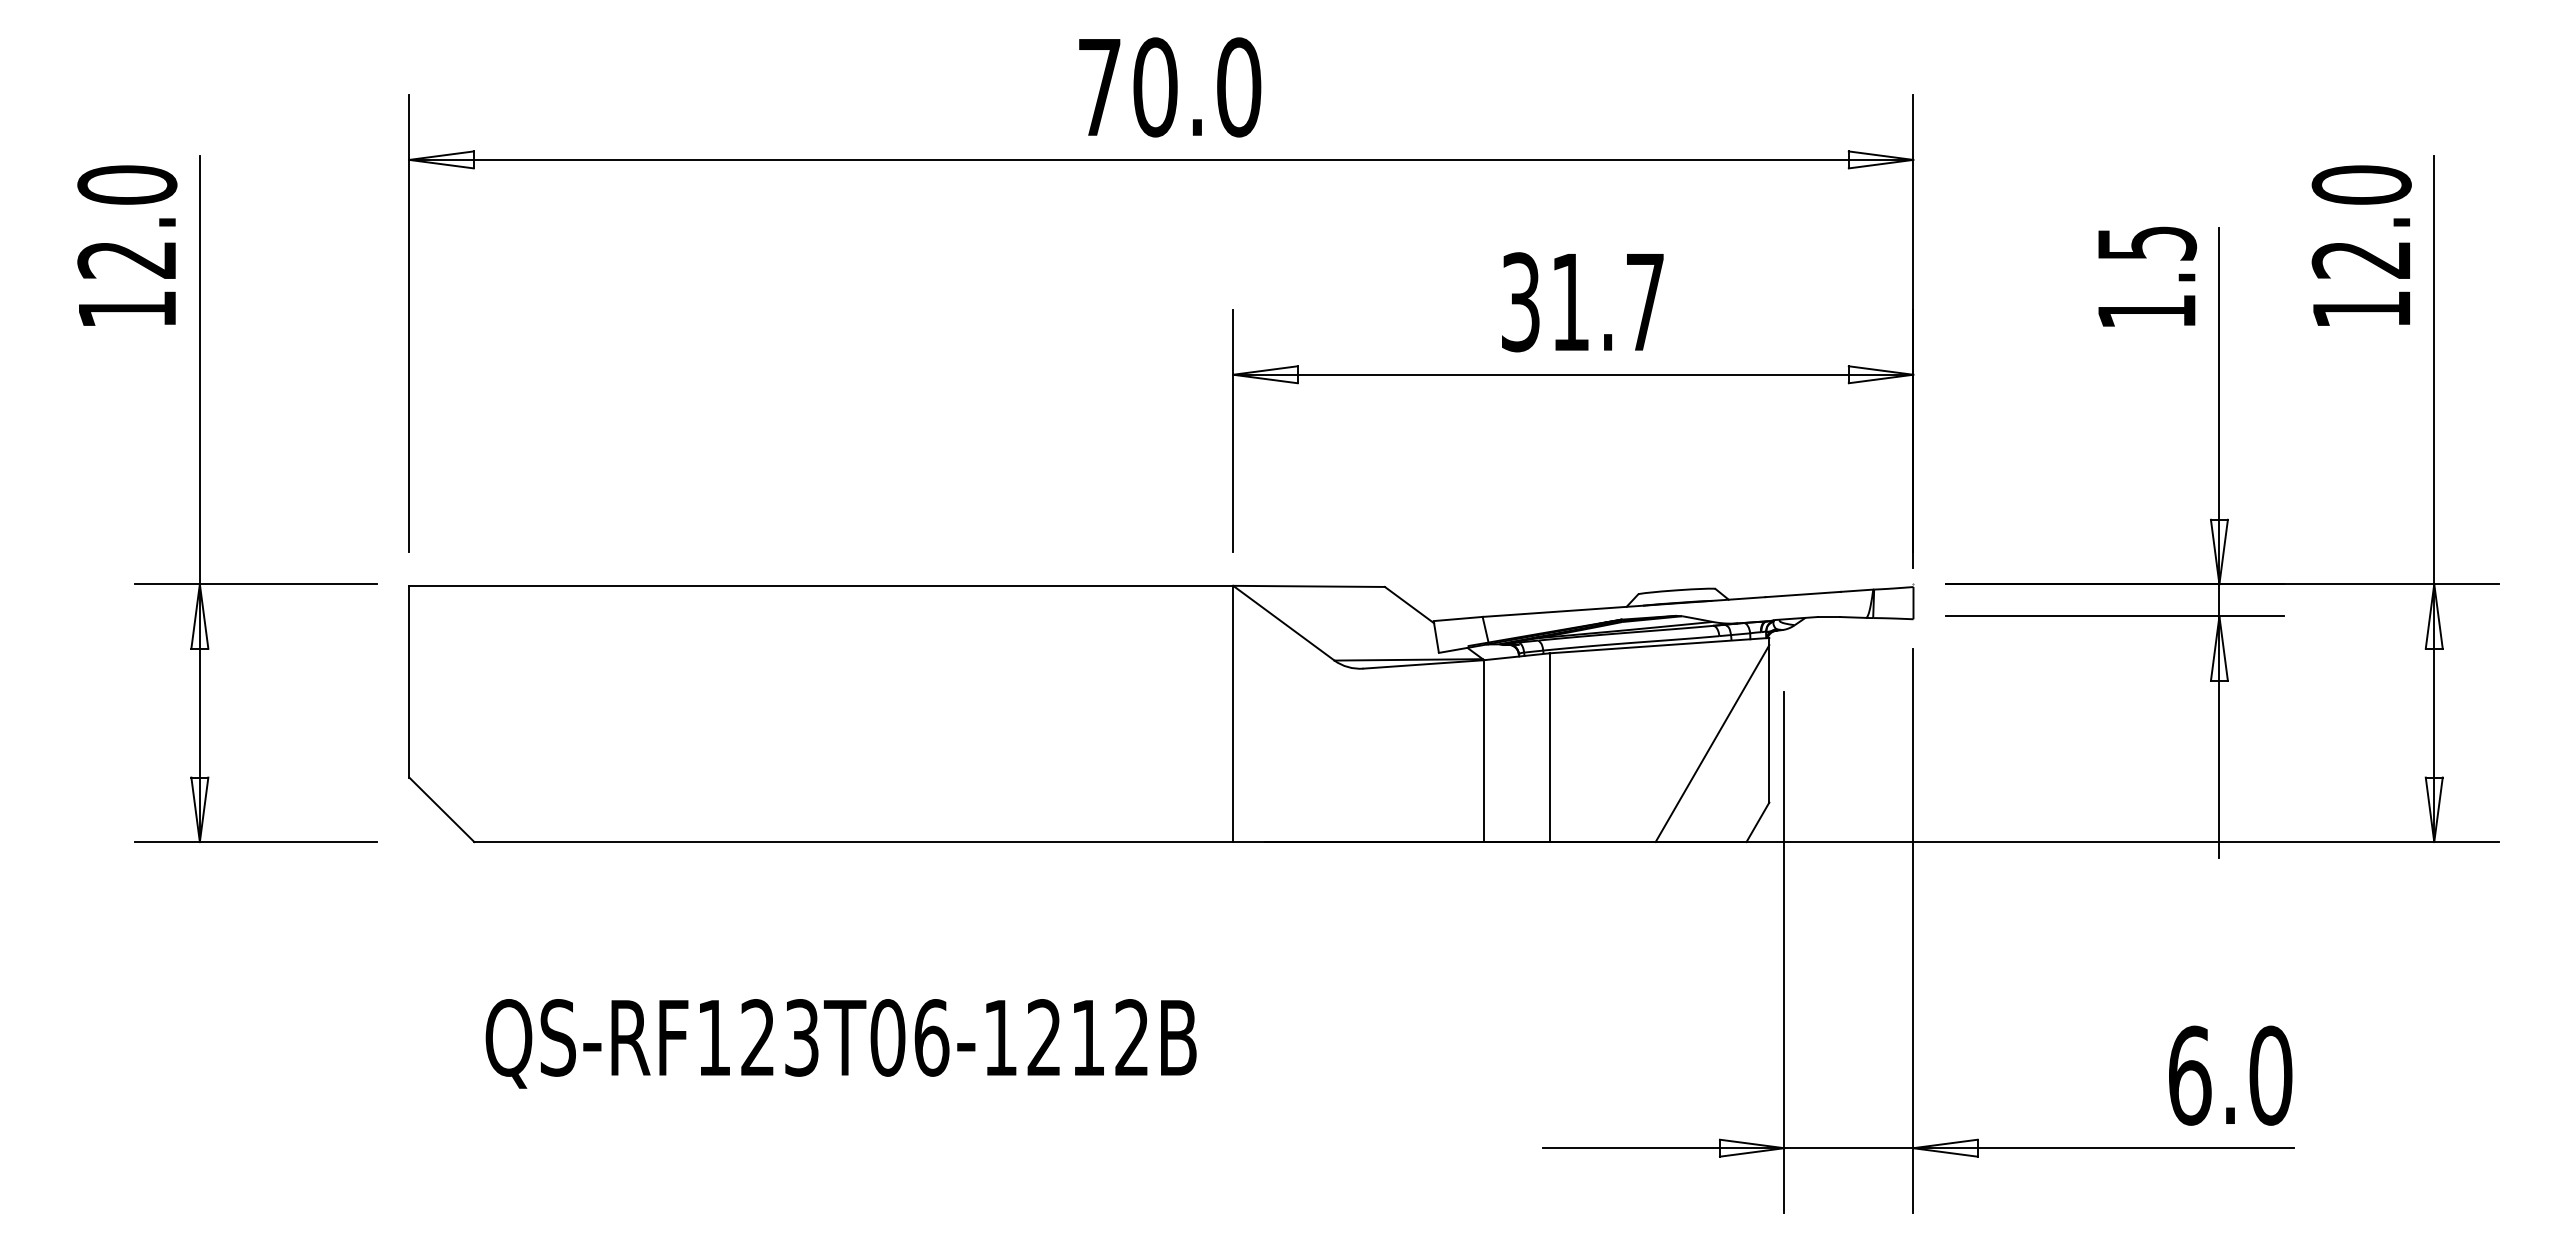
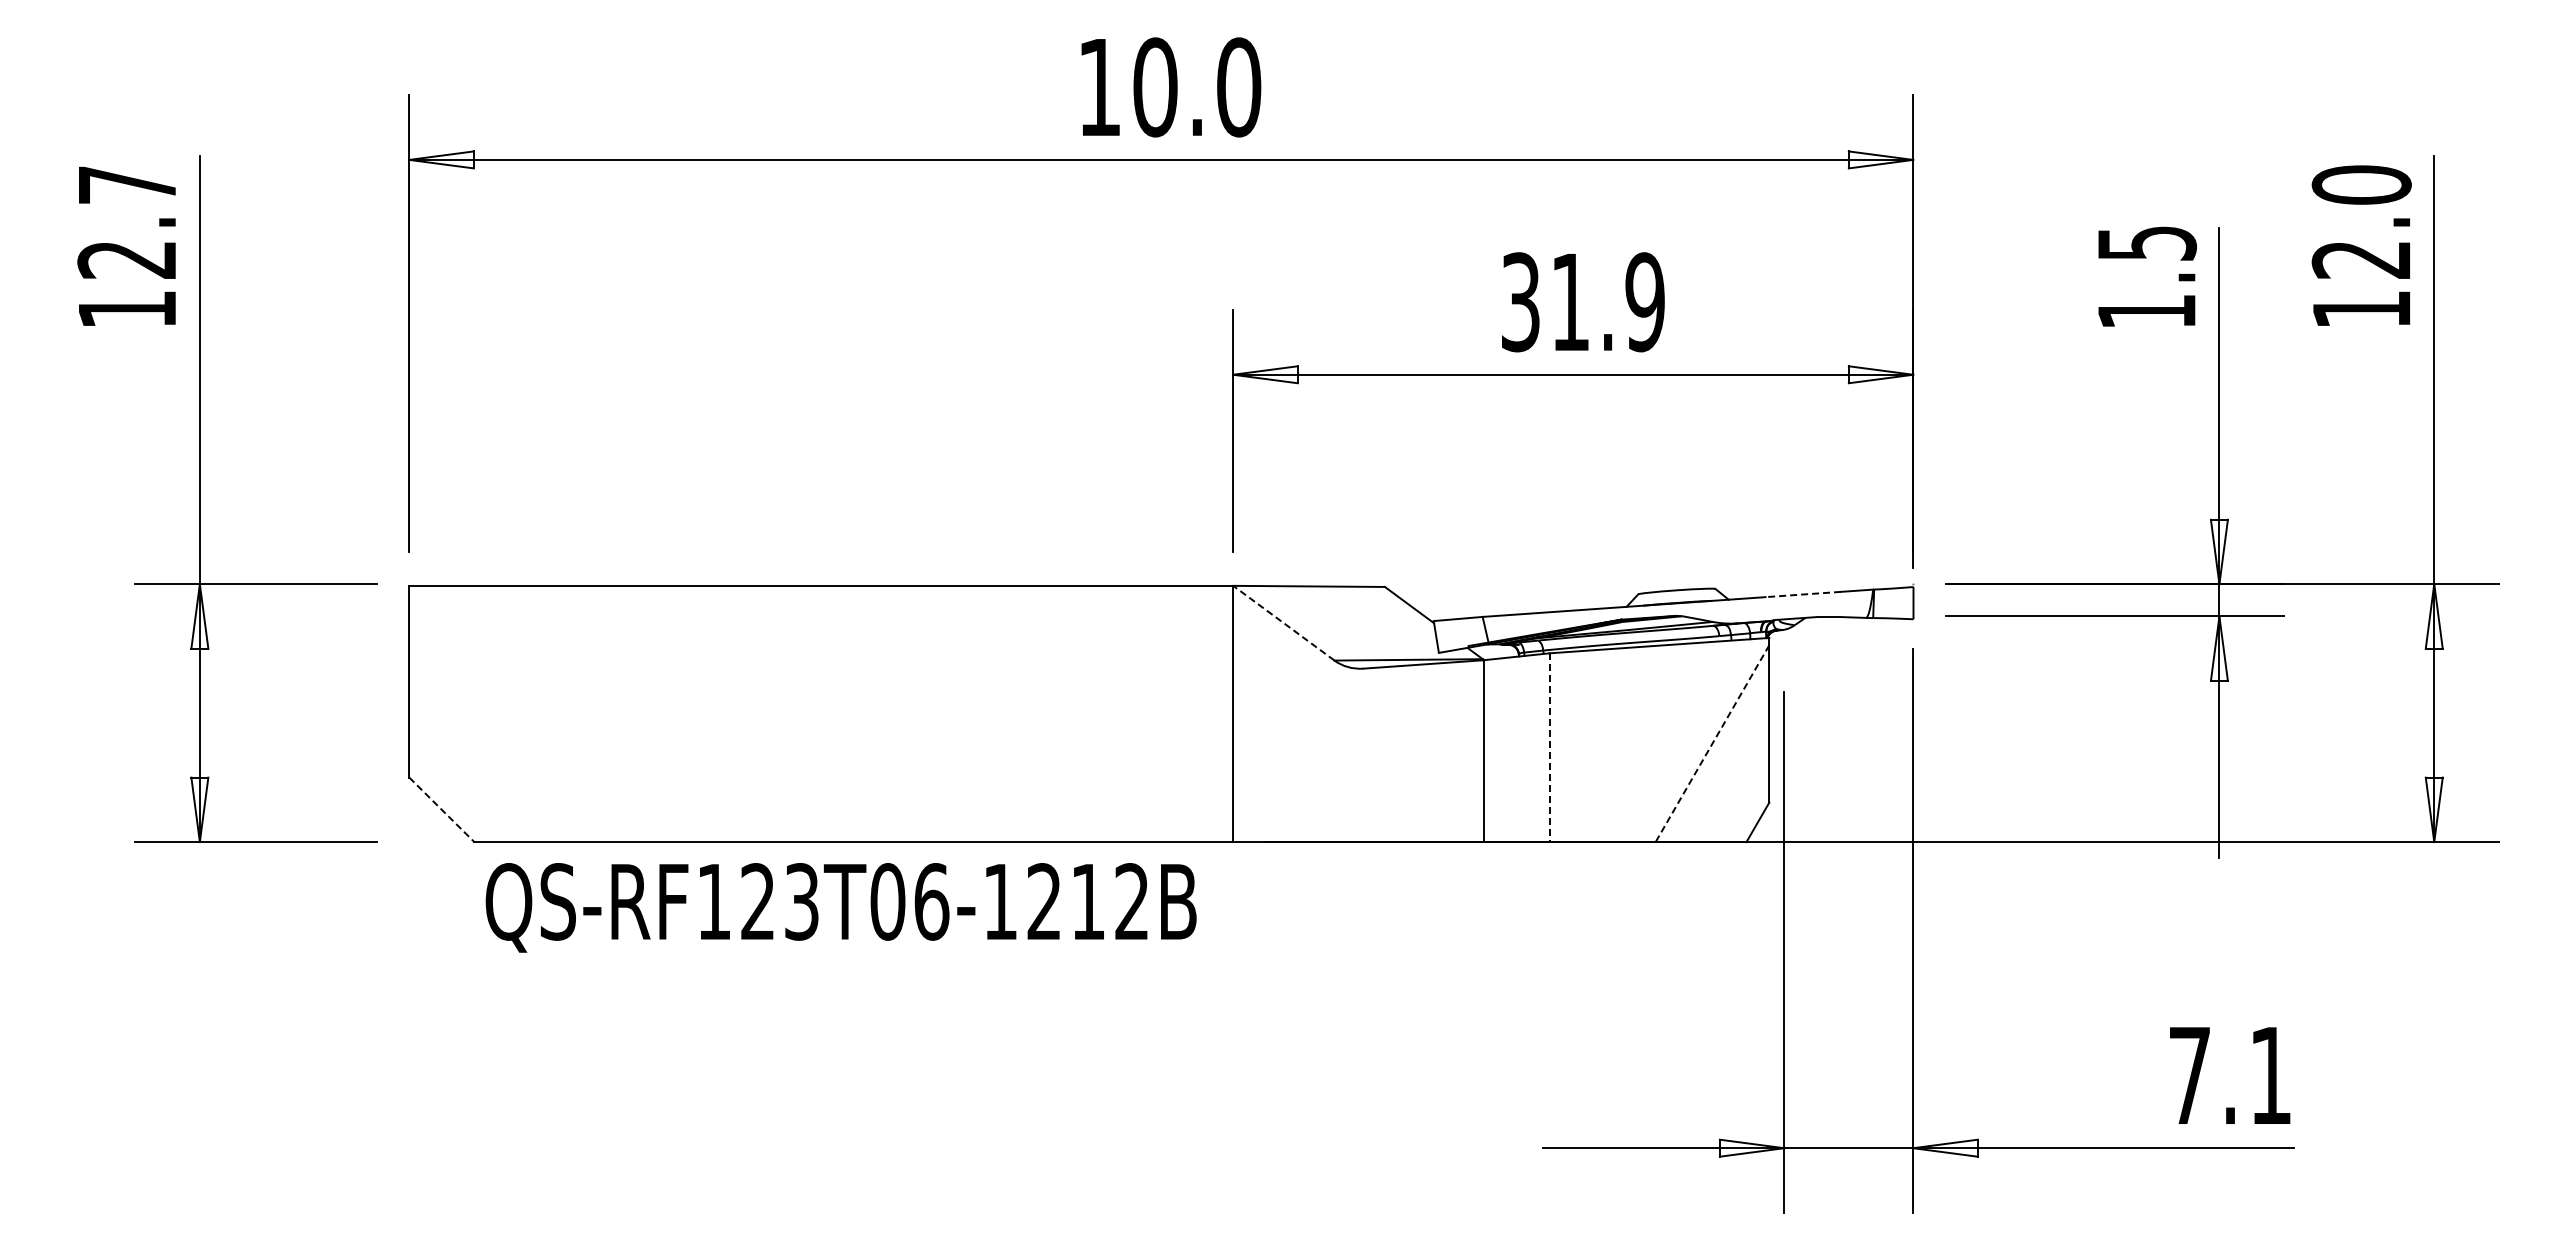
text: 70.0 -> 10.0 (1099, 87)
text: 12.0 -> 12.7 (127, 184)
text: 31.7 -> 31.9 (1644, 302)
line: solid -> dashed (1803, 594)
line: solid -> dashed (1283, 623)
line: solid -> dashed (1712, 743)
line: solid -> dashed (1549, 748)
line: solid -> dashed (441, 809)
text position: (840, 1043) -> (840, 907) (840, 907)
text: 6.0 -> 7.1 (2230, 1075)
